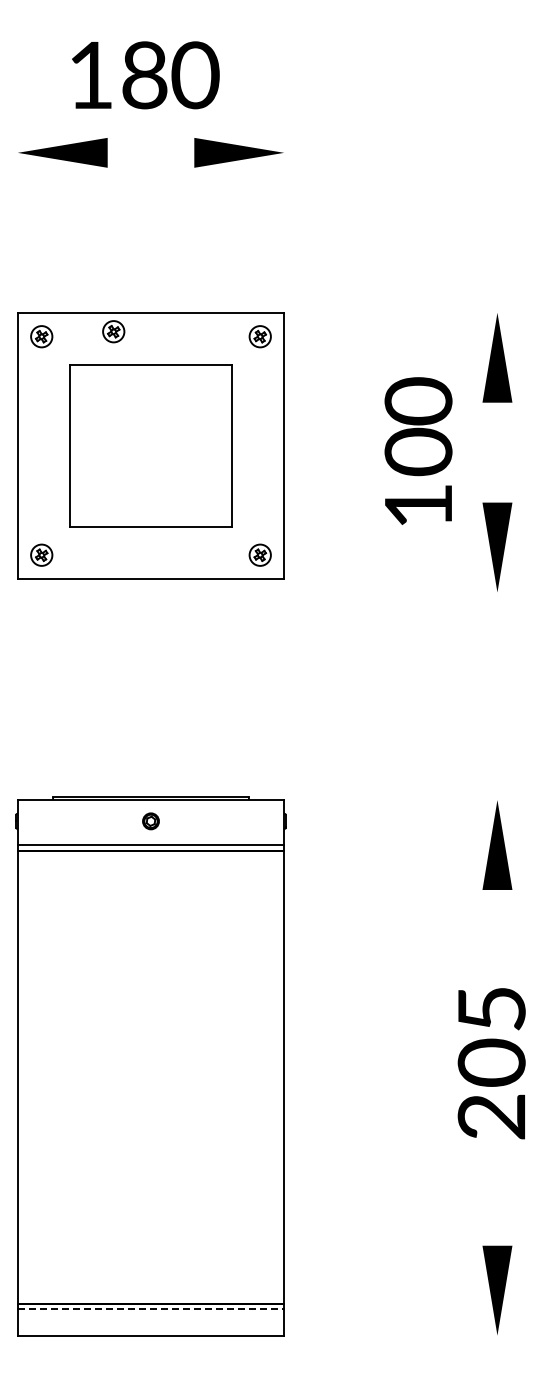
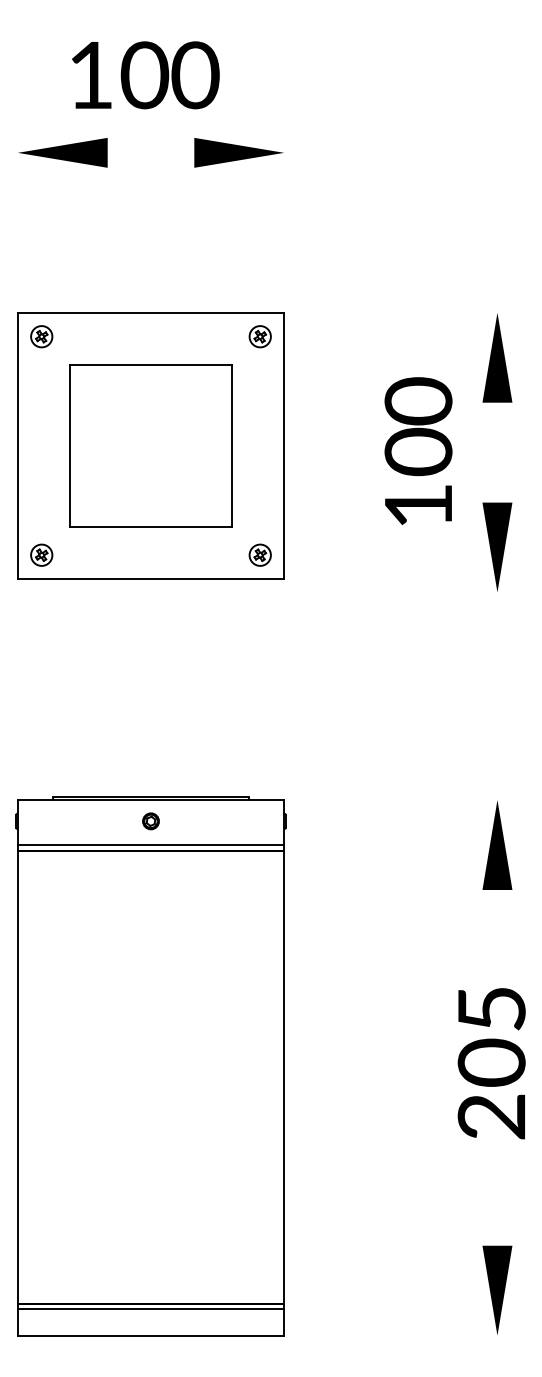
text: 18 -> 10 (144, 75)
part: present -> none (113, 331)
line: dashed -> solid (151, 1309)
